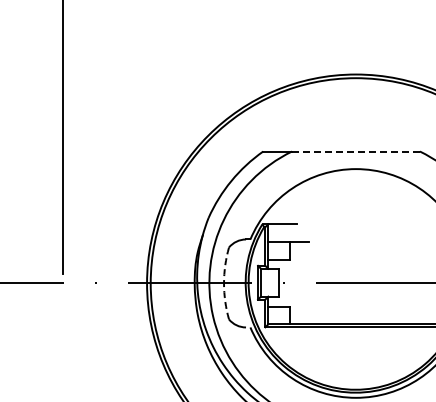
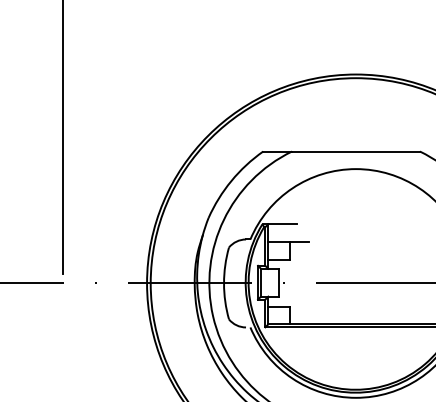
line: dashed -> solid (355, 151)
arc: dashed -> solid (224, 283)
